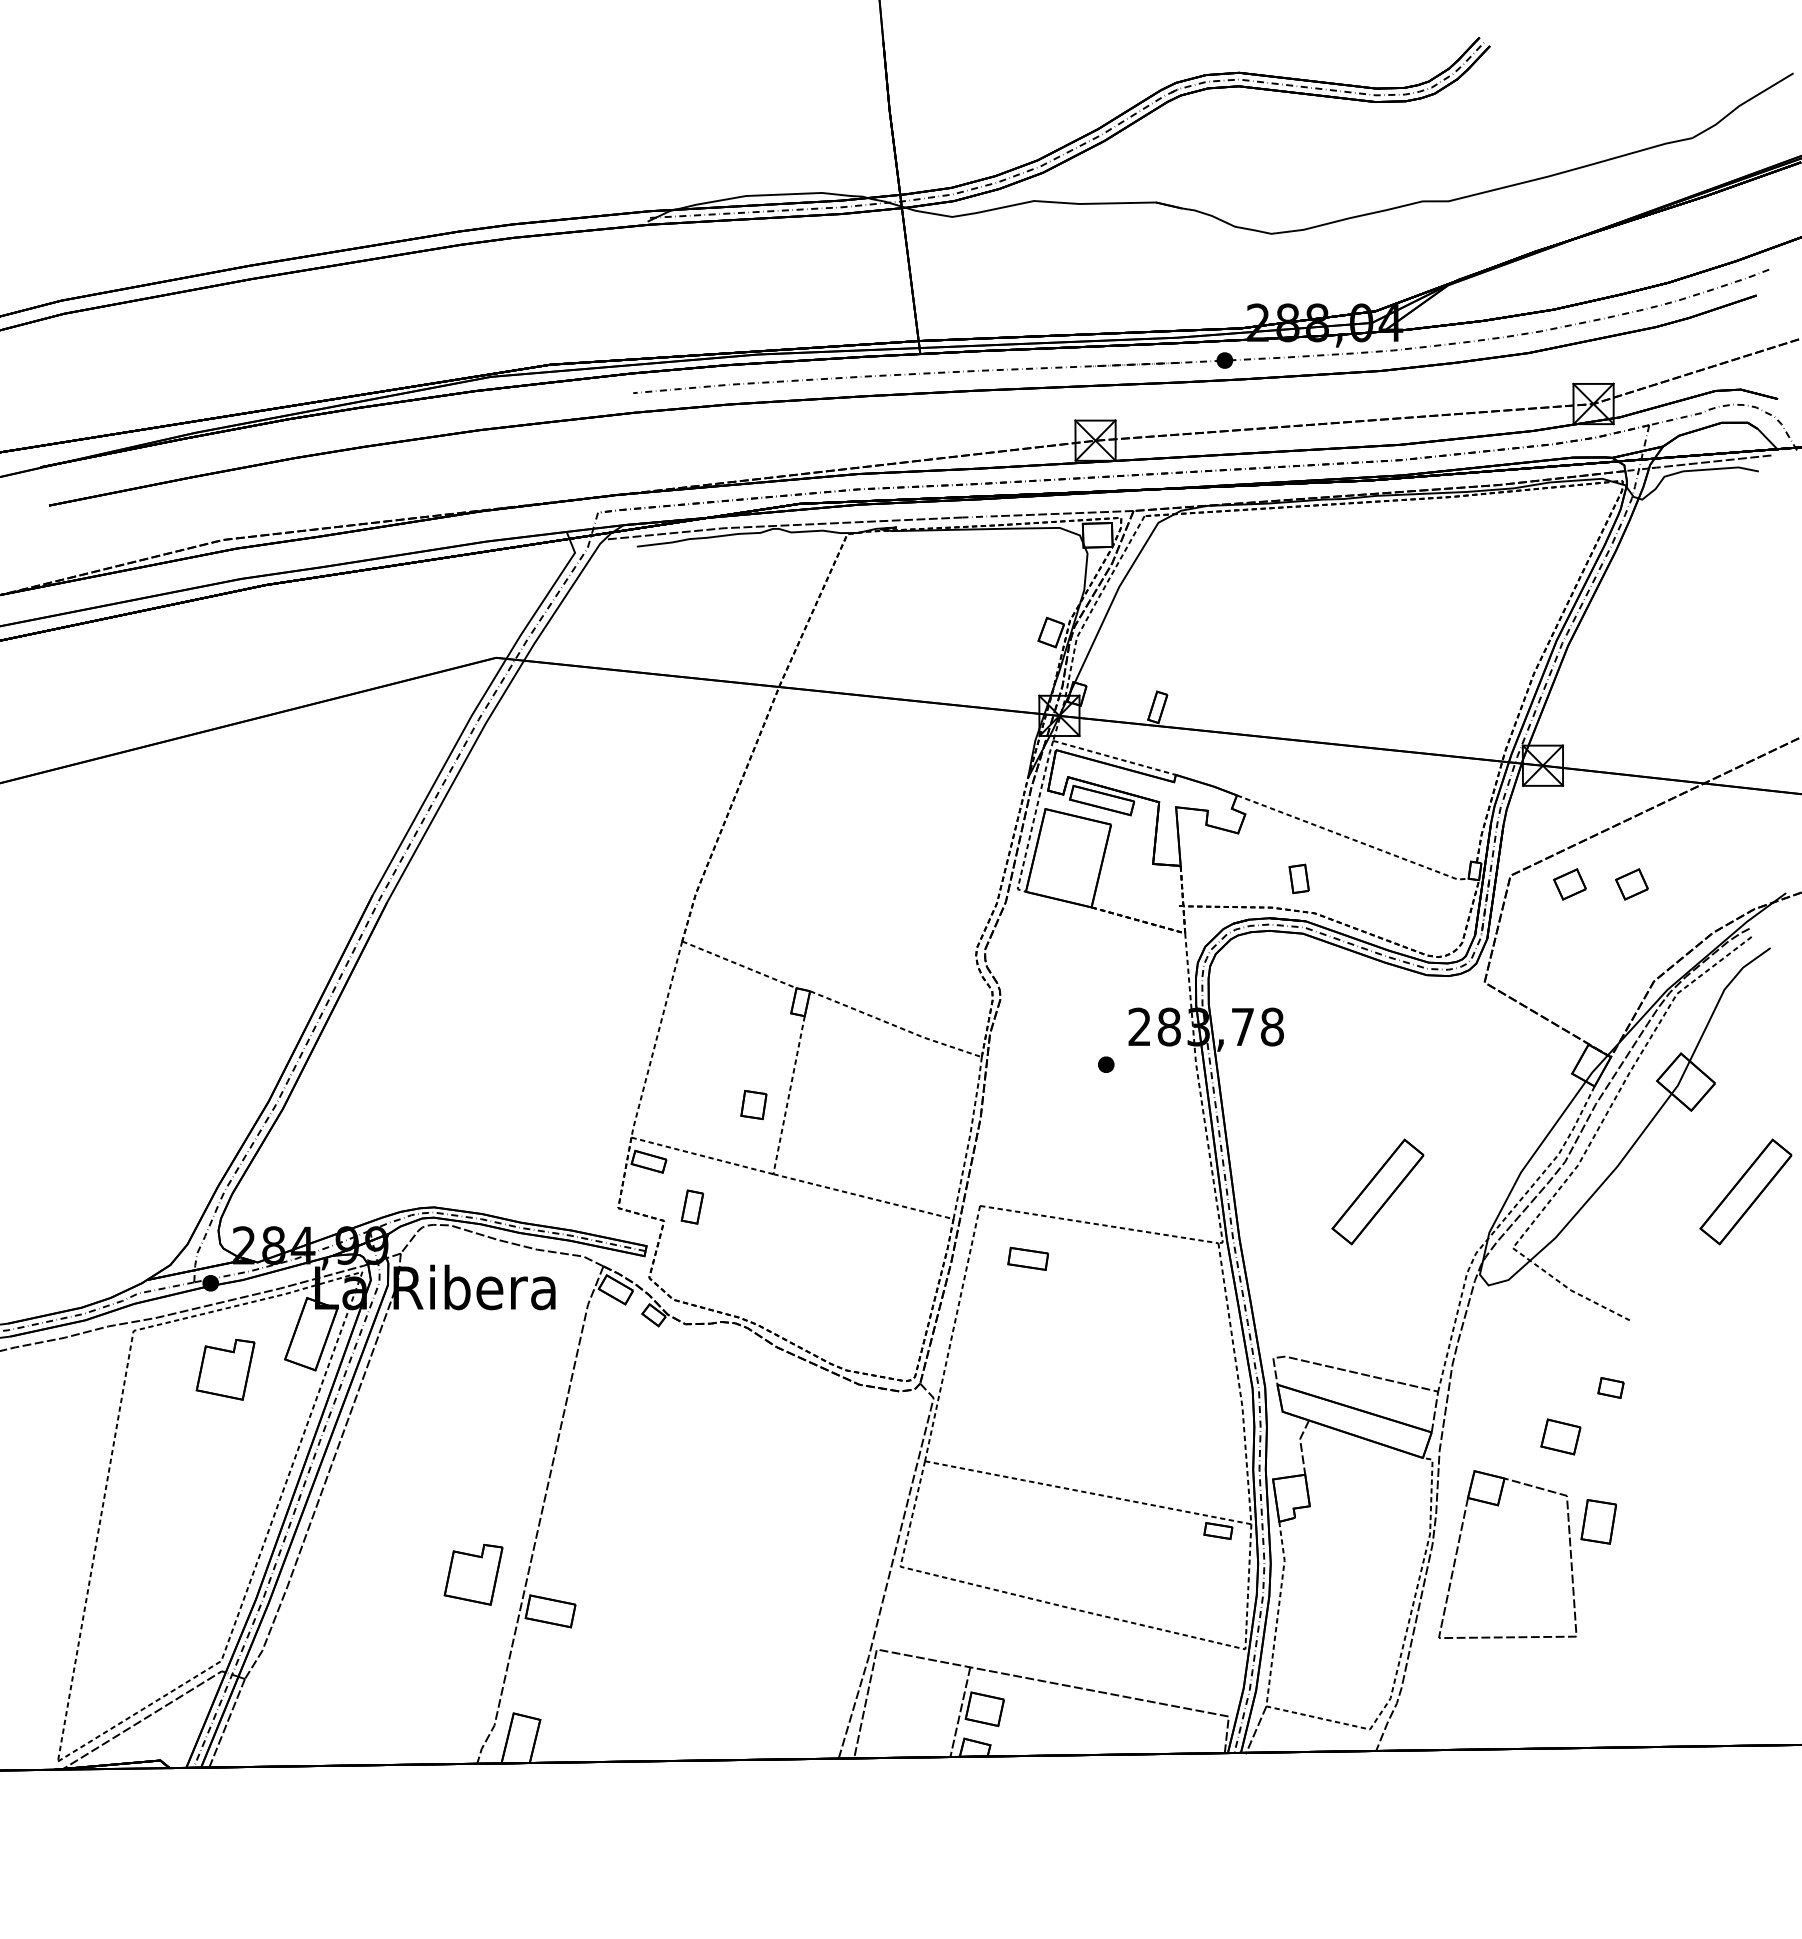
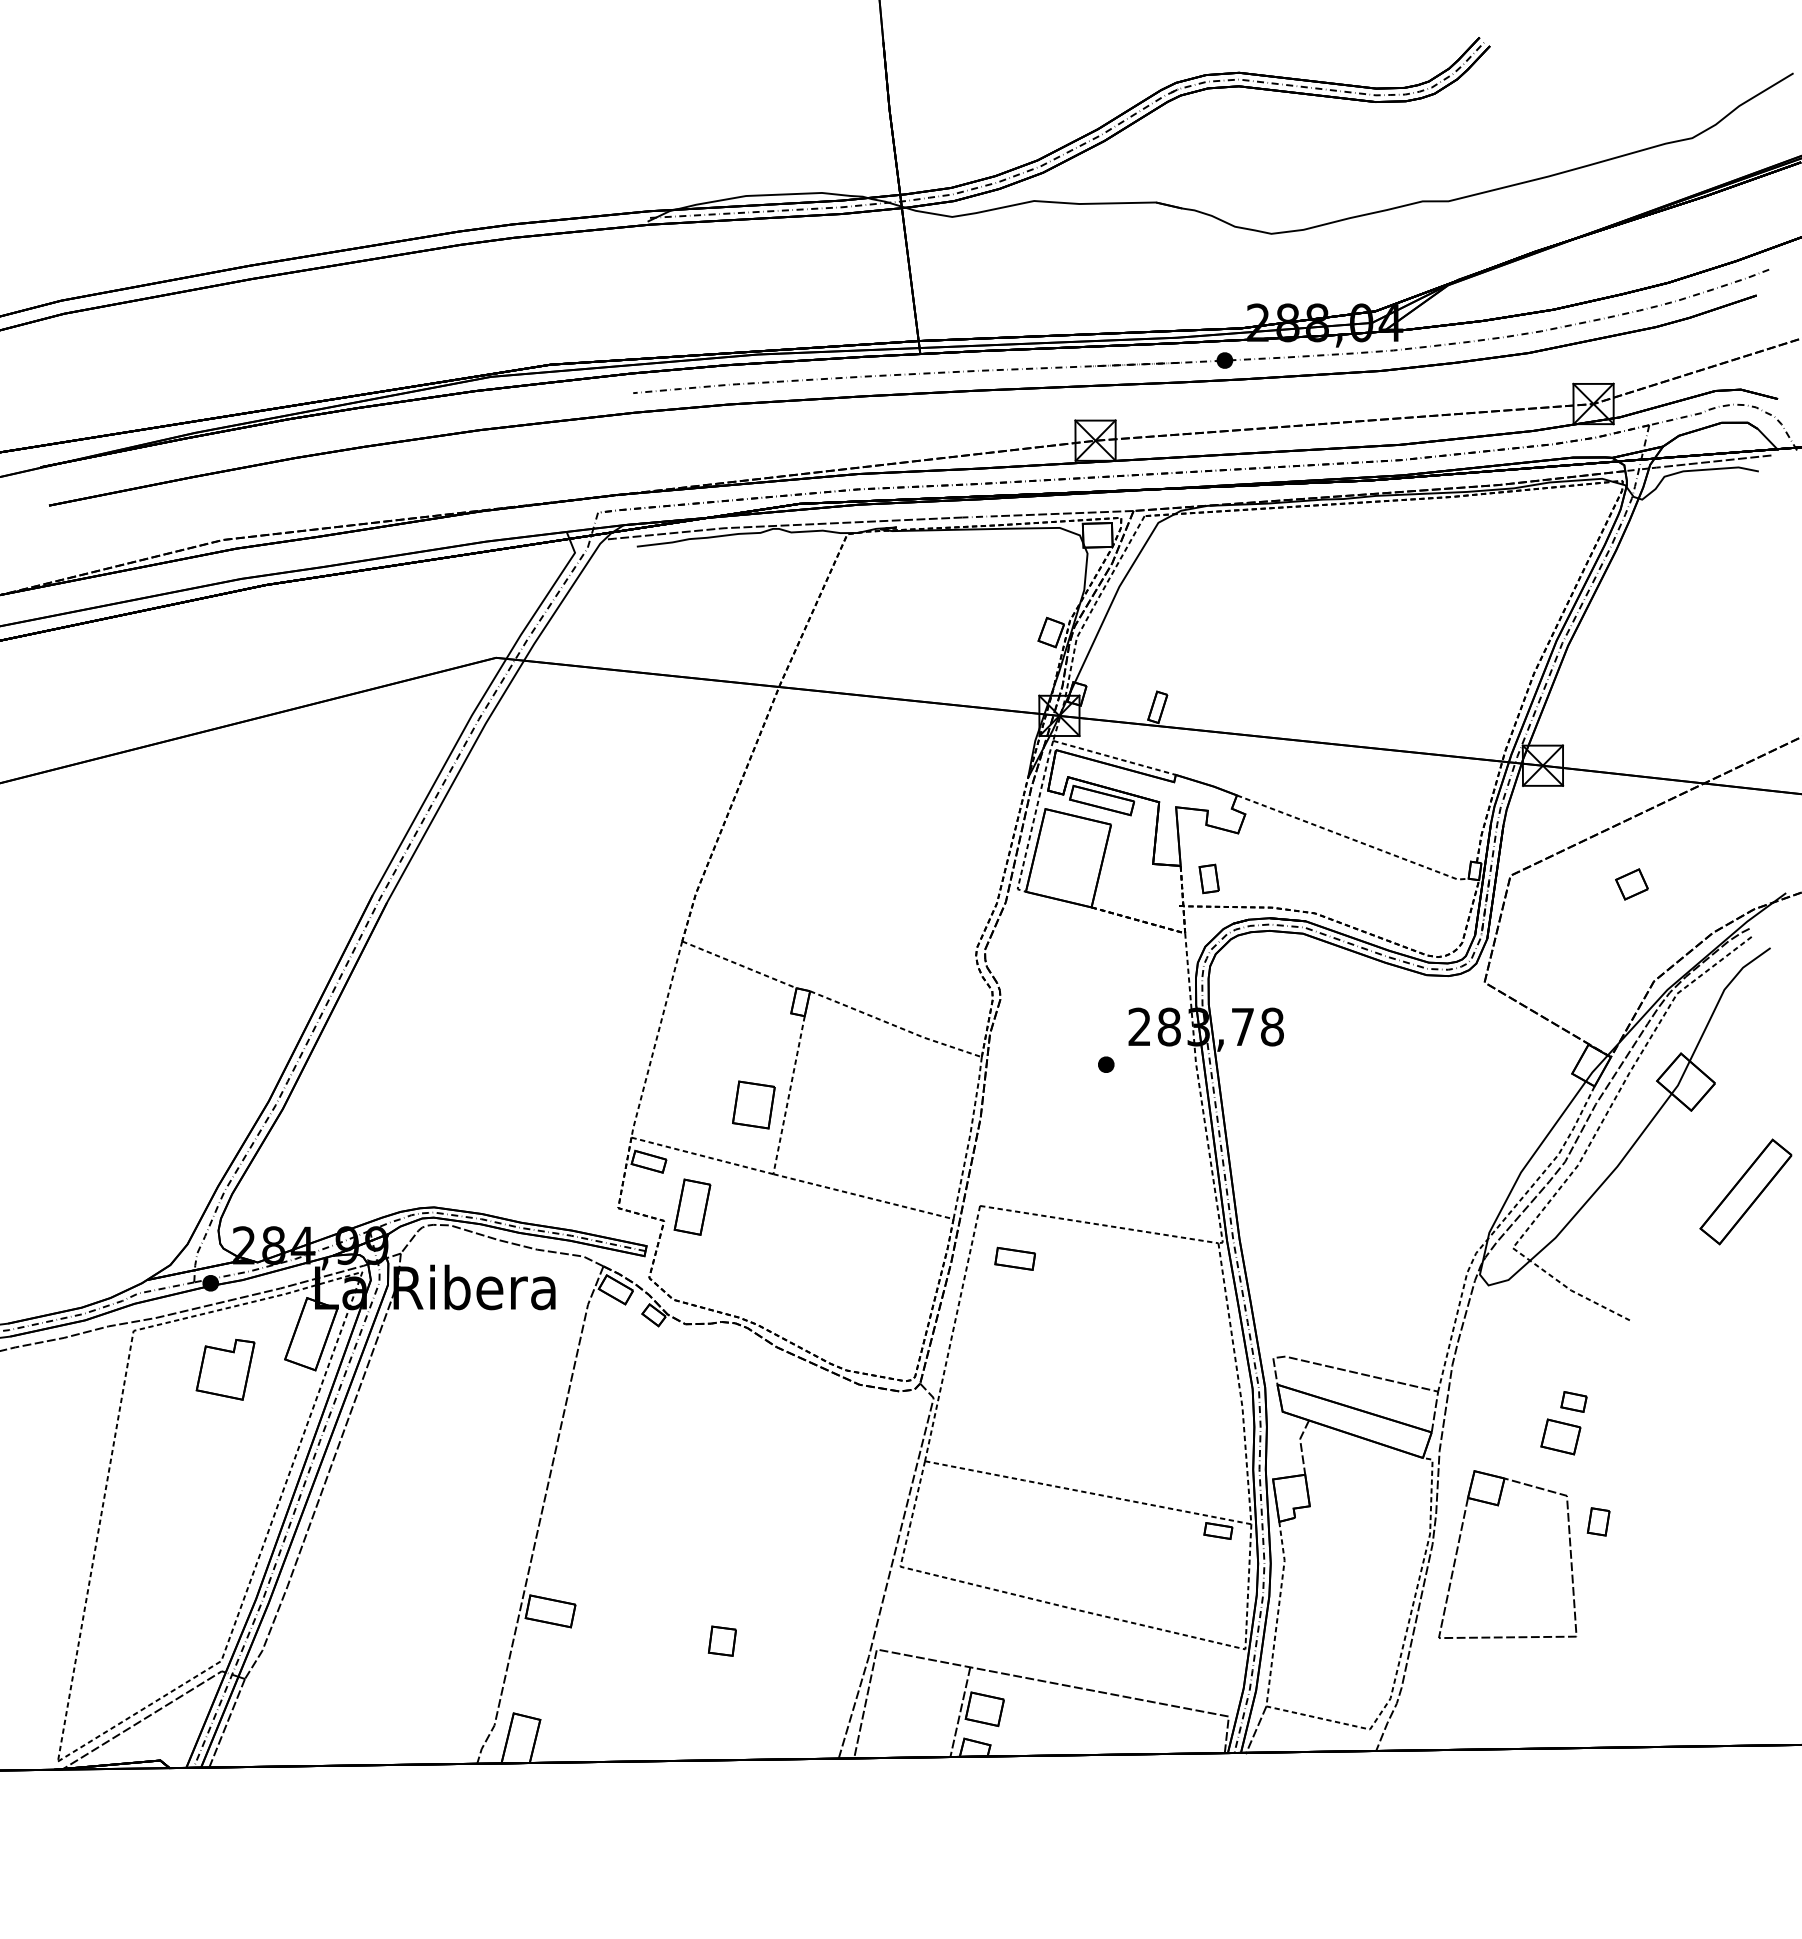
part position: (1298, 878) -> (1208, 878) (1208, 878)
part: present -> none (1569, 884)
part size: 28x31 px -> 44x50 px (753, 1104)
part: present -> none (1377, 1191)
part size: 25x36 px -> 39x58 px (692, 1206)
part position: (1027, 1258) -> (1014, 1258) (1014, 1258)
part position: (1610, 1387) -> (1573, 1401) (1573, 1401)
part size: 37x46 px -> 25x30 px (1598, 1521)
part: present -> none (473, 1574)
part: none -> present (721, 1640)
